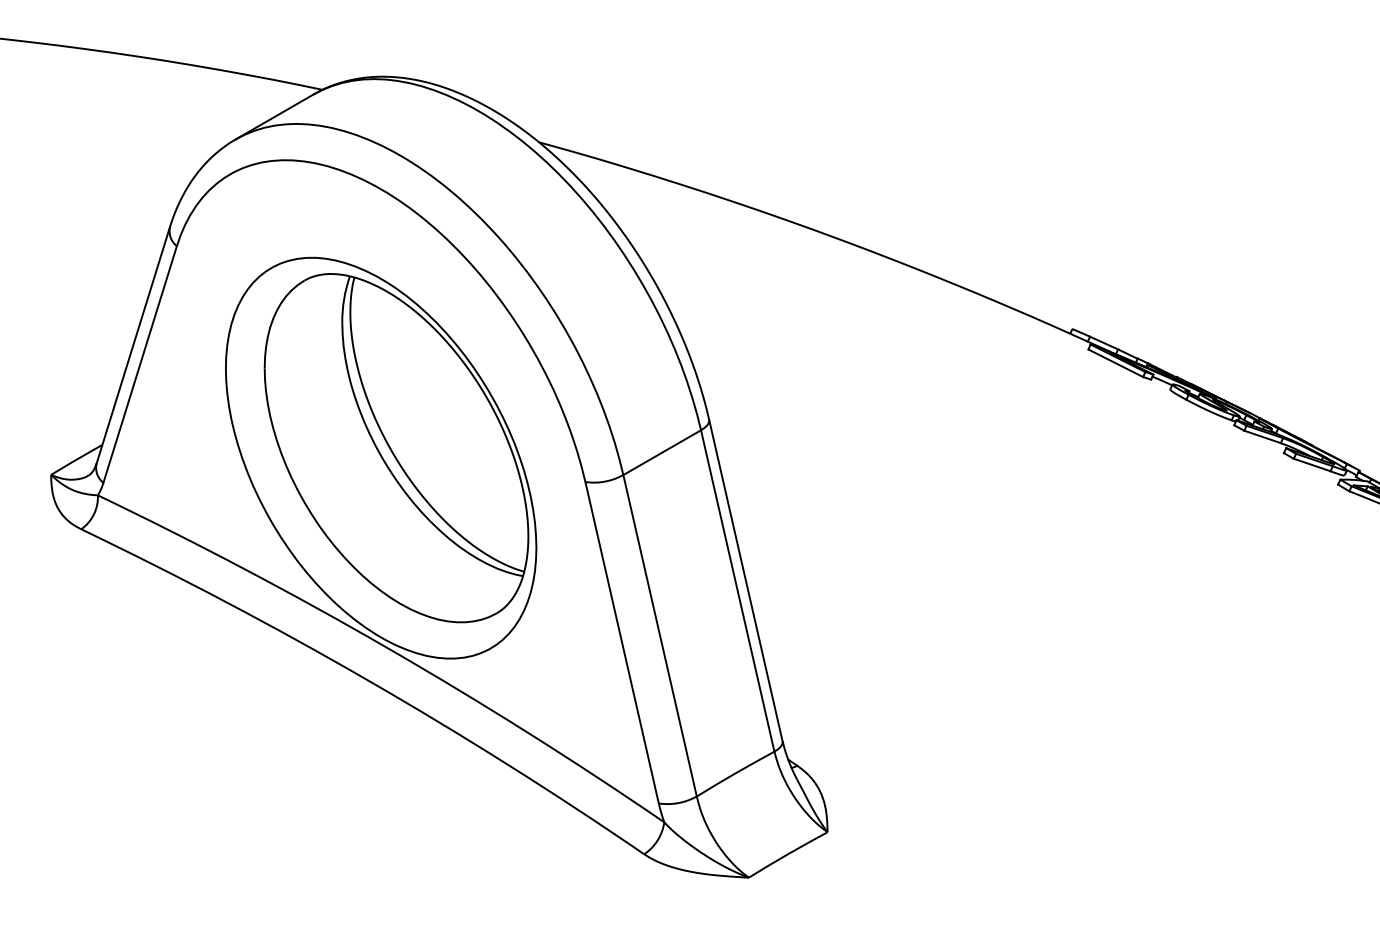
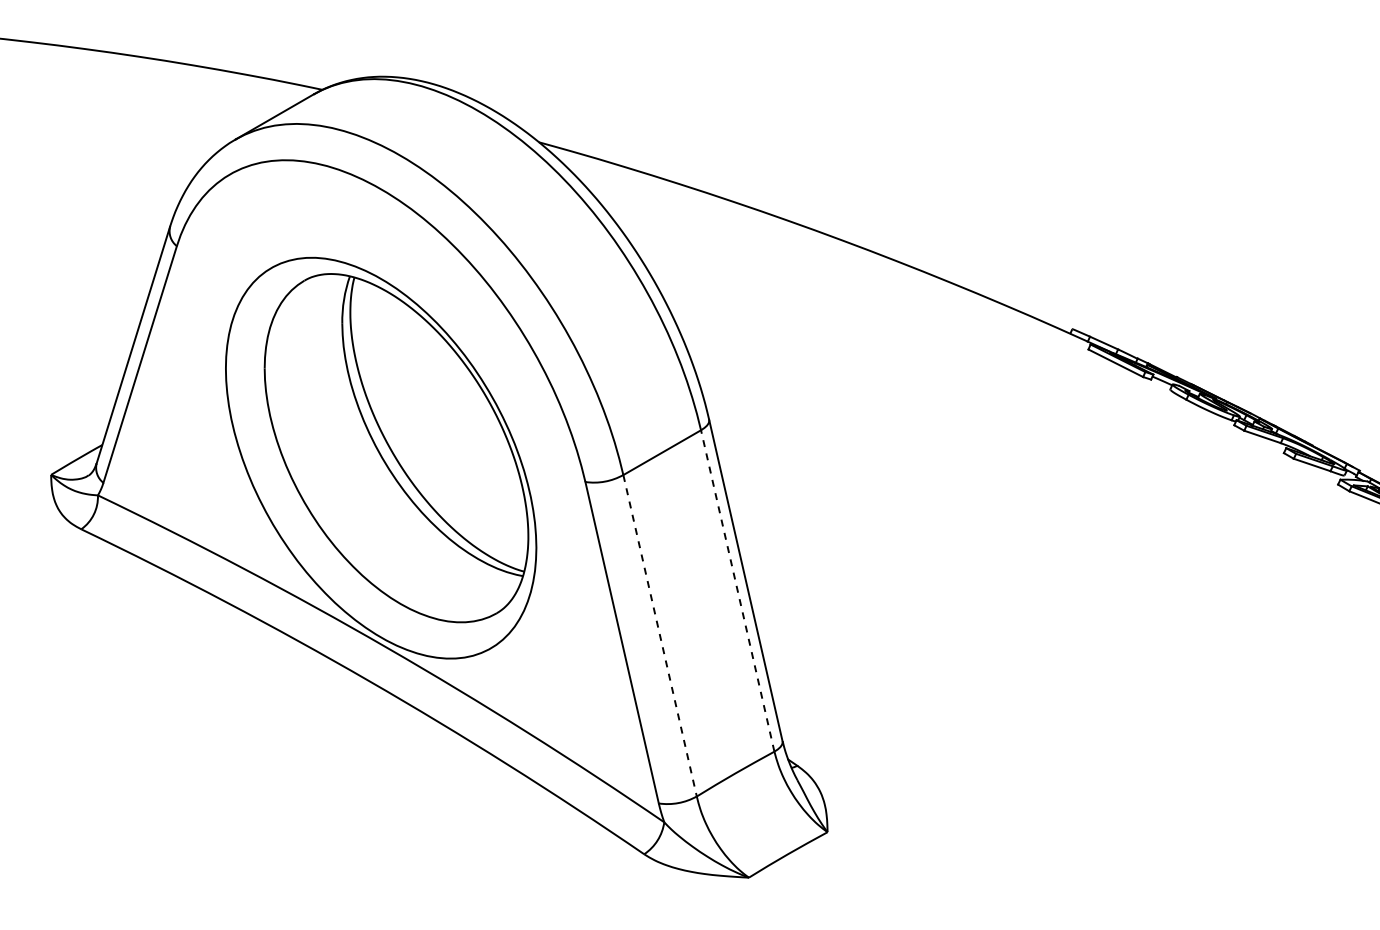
line: solid -> dashed (737, 590)
line: solid -> dashed (660, 635)
